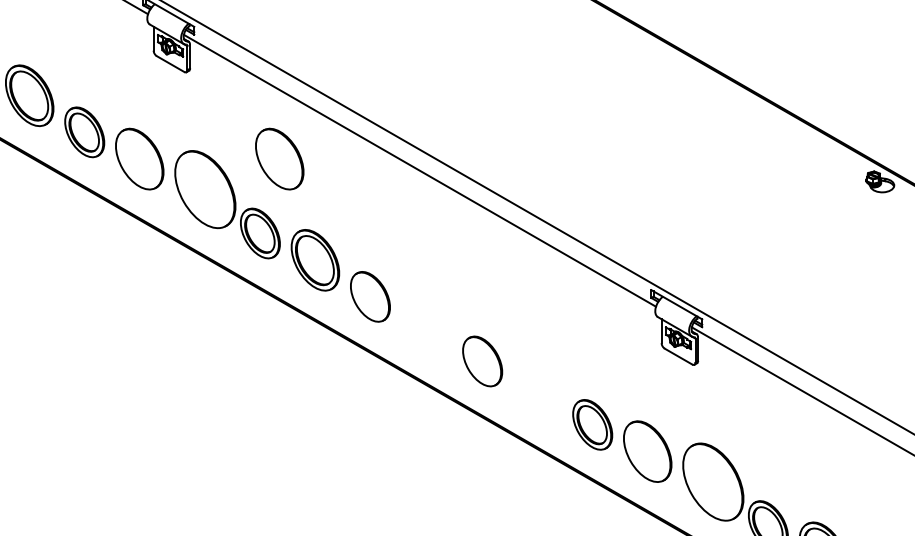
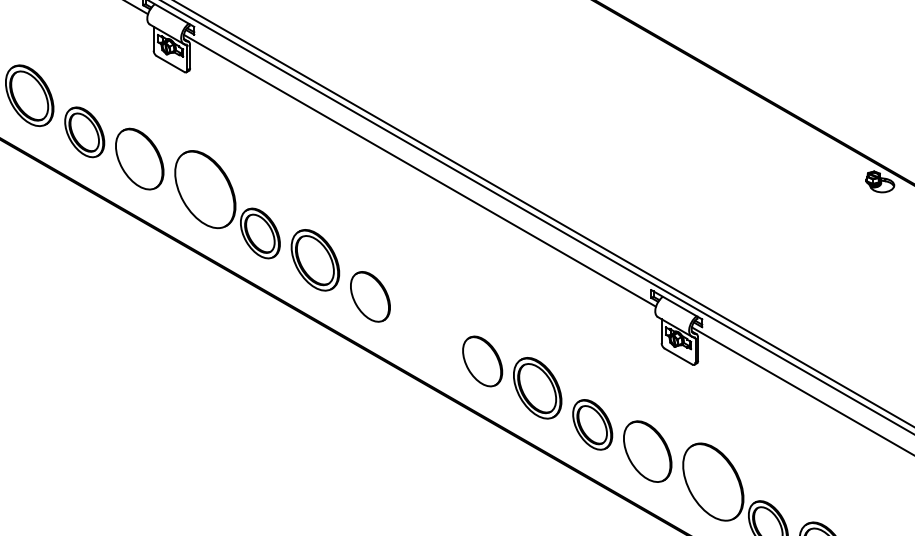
part: present -> none (279, 158)
line: none -> present (543, 213)
part: none -> present (537, 388)
